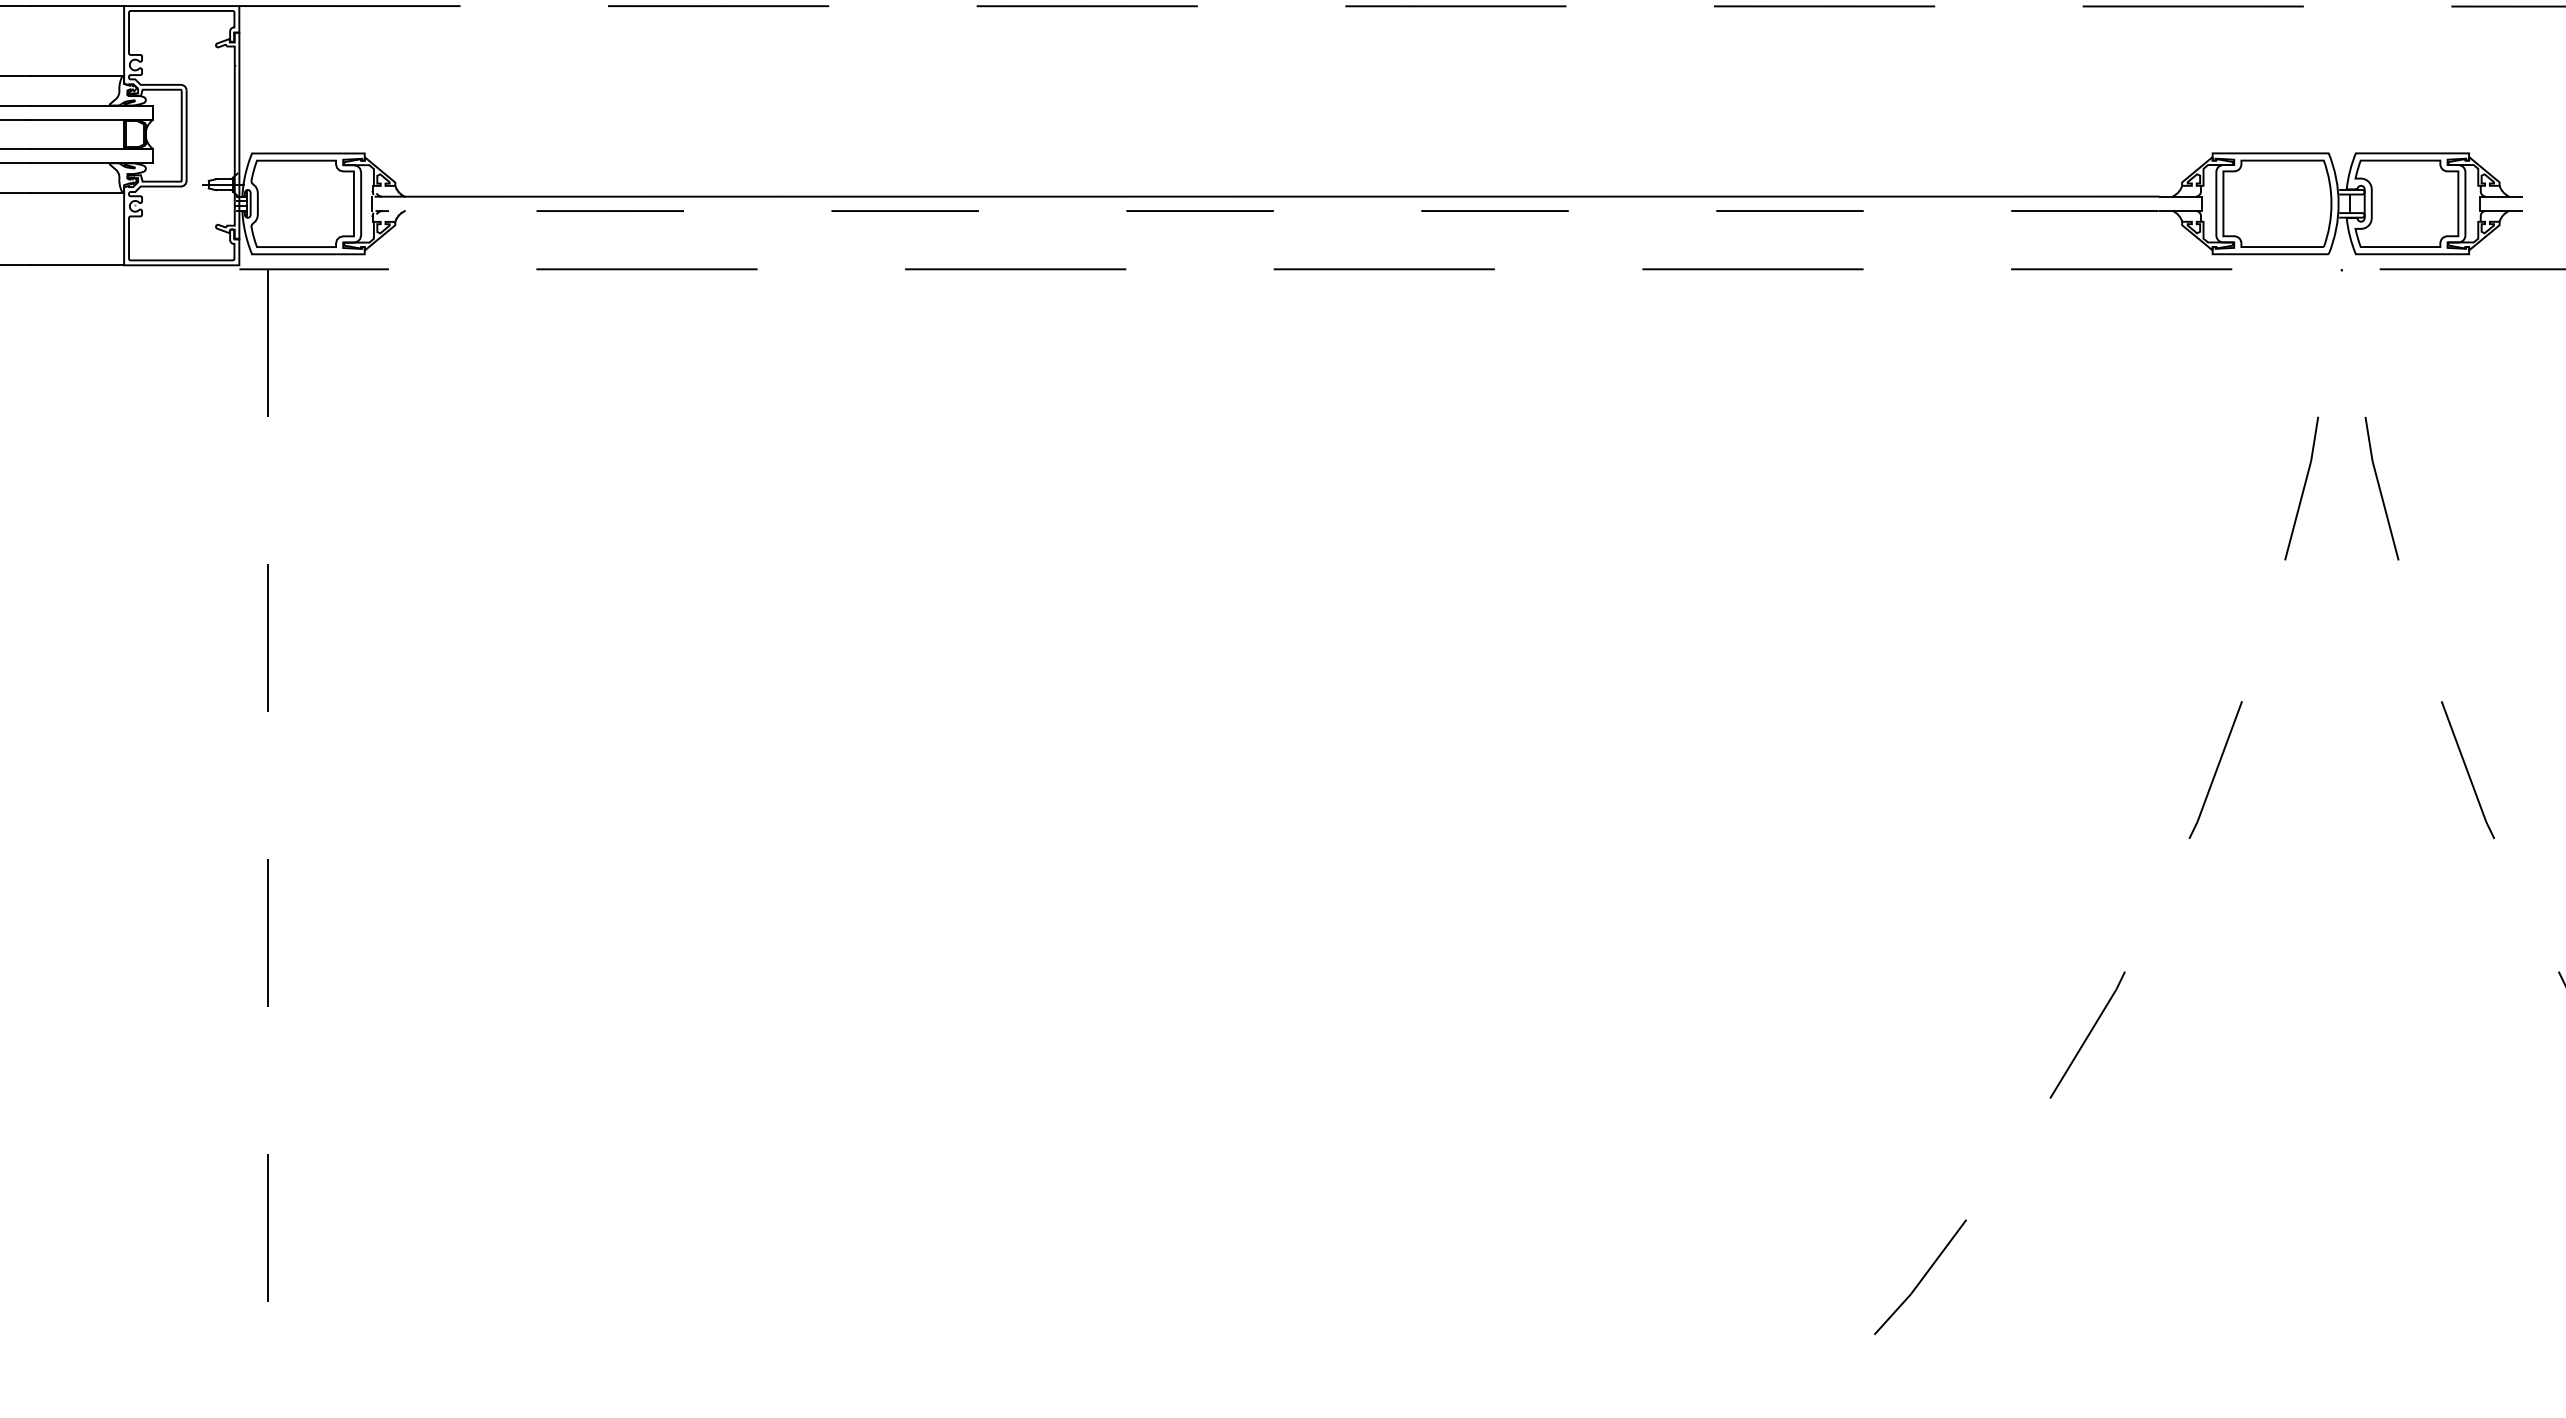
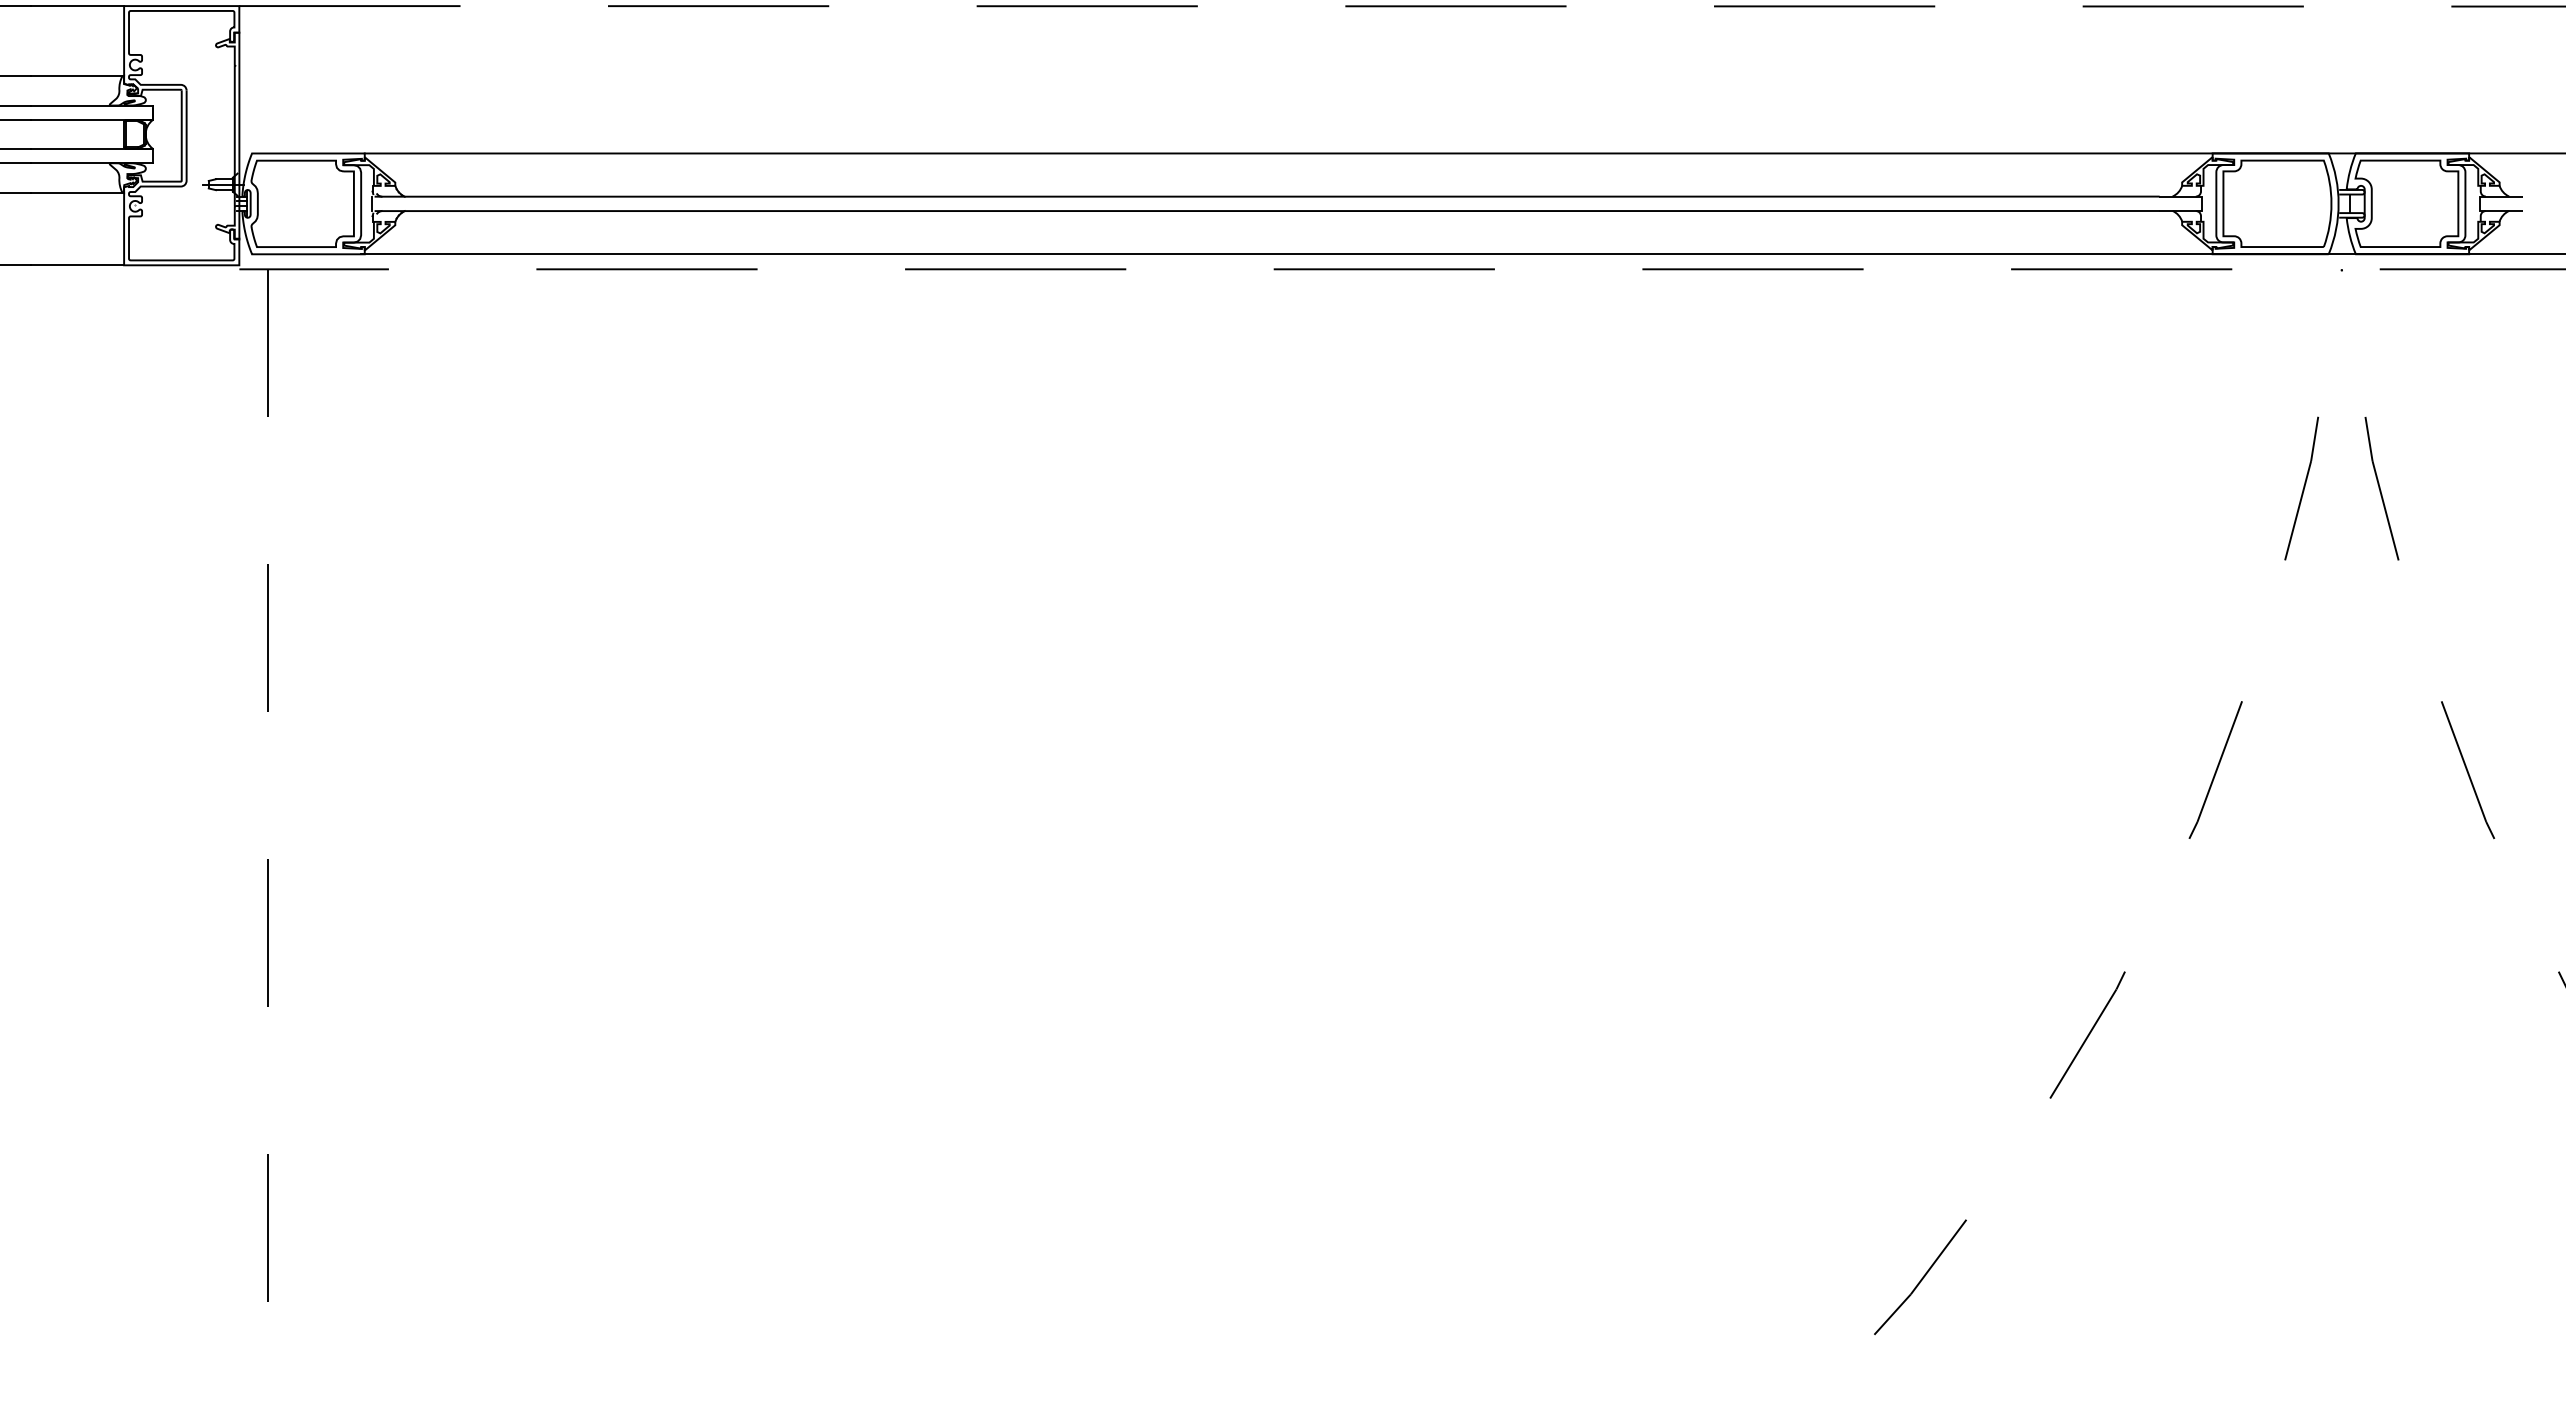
line: none -> present (1463, 153)
line: dashed -> solid (1267, 211)
line: none -> present (1461, 254)
